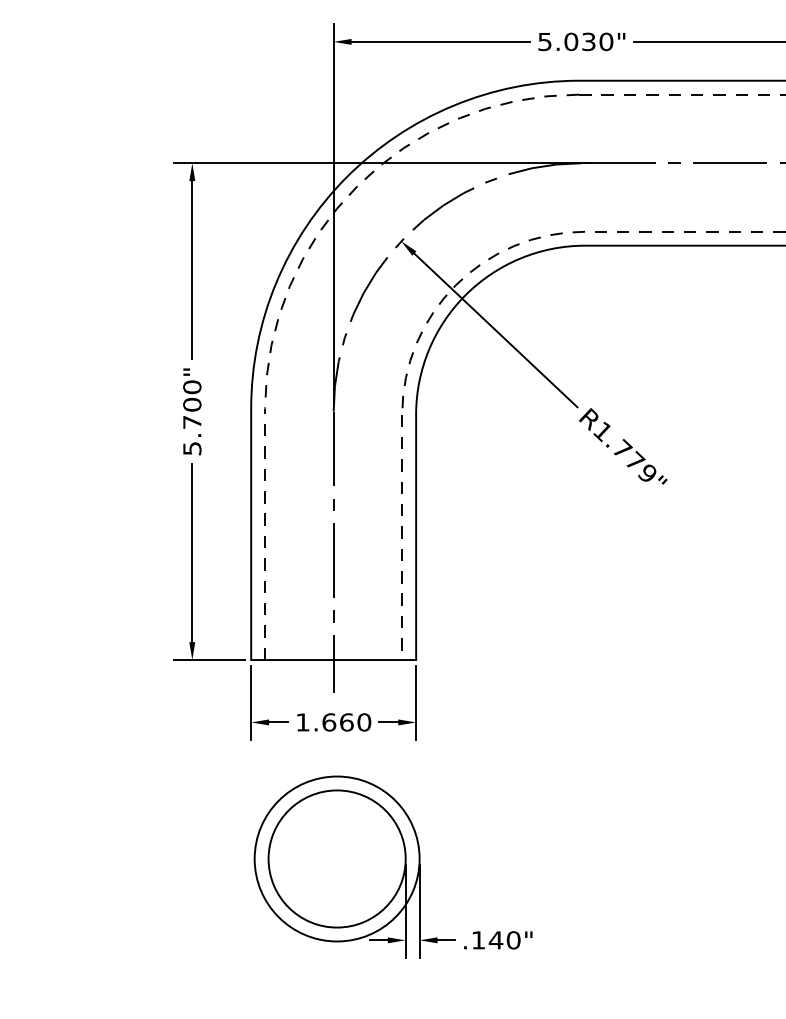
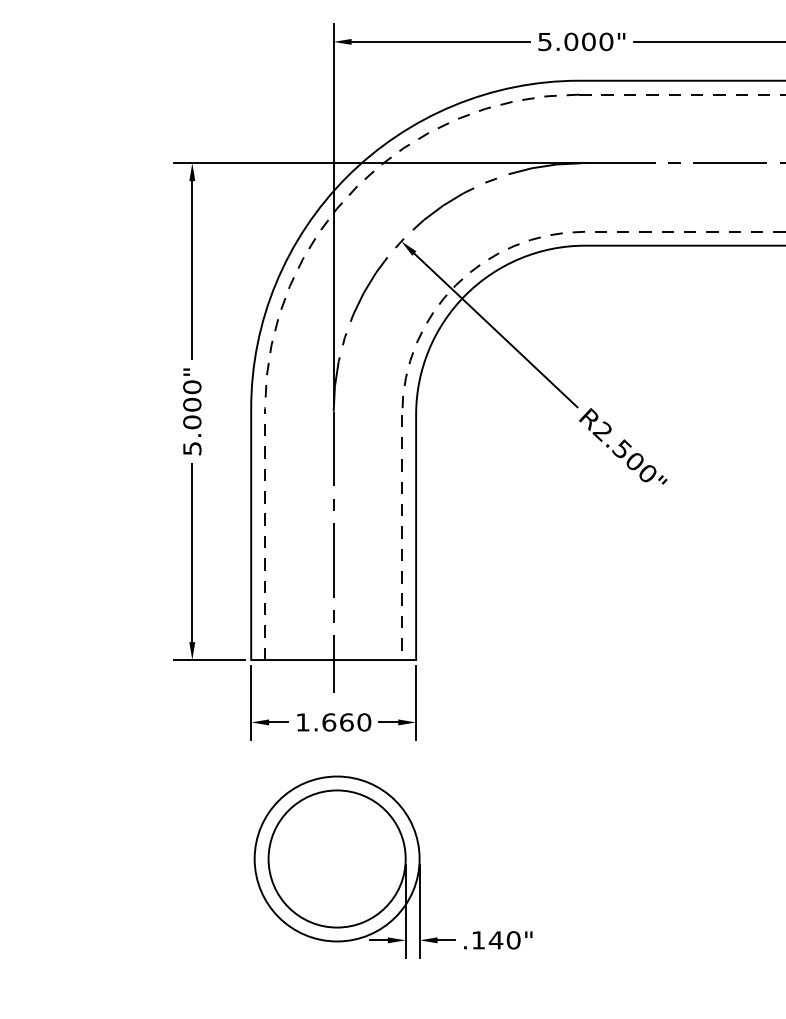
text: 5.030" -> 5.000" (588, 41)
text: 5.700" -> 5.000" (192, 422)
text: R1.779" -> R2.500" (624, 451)
